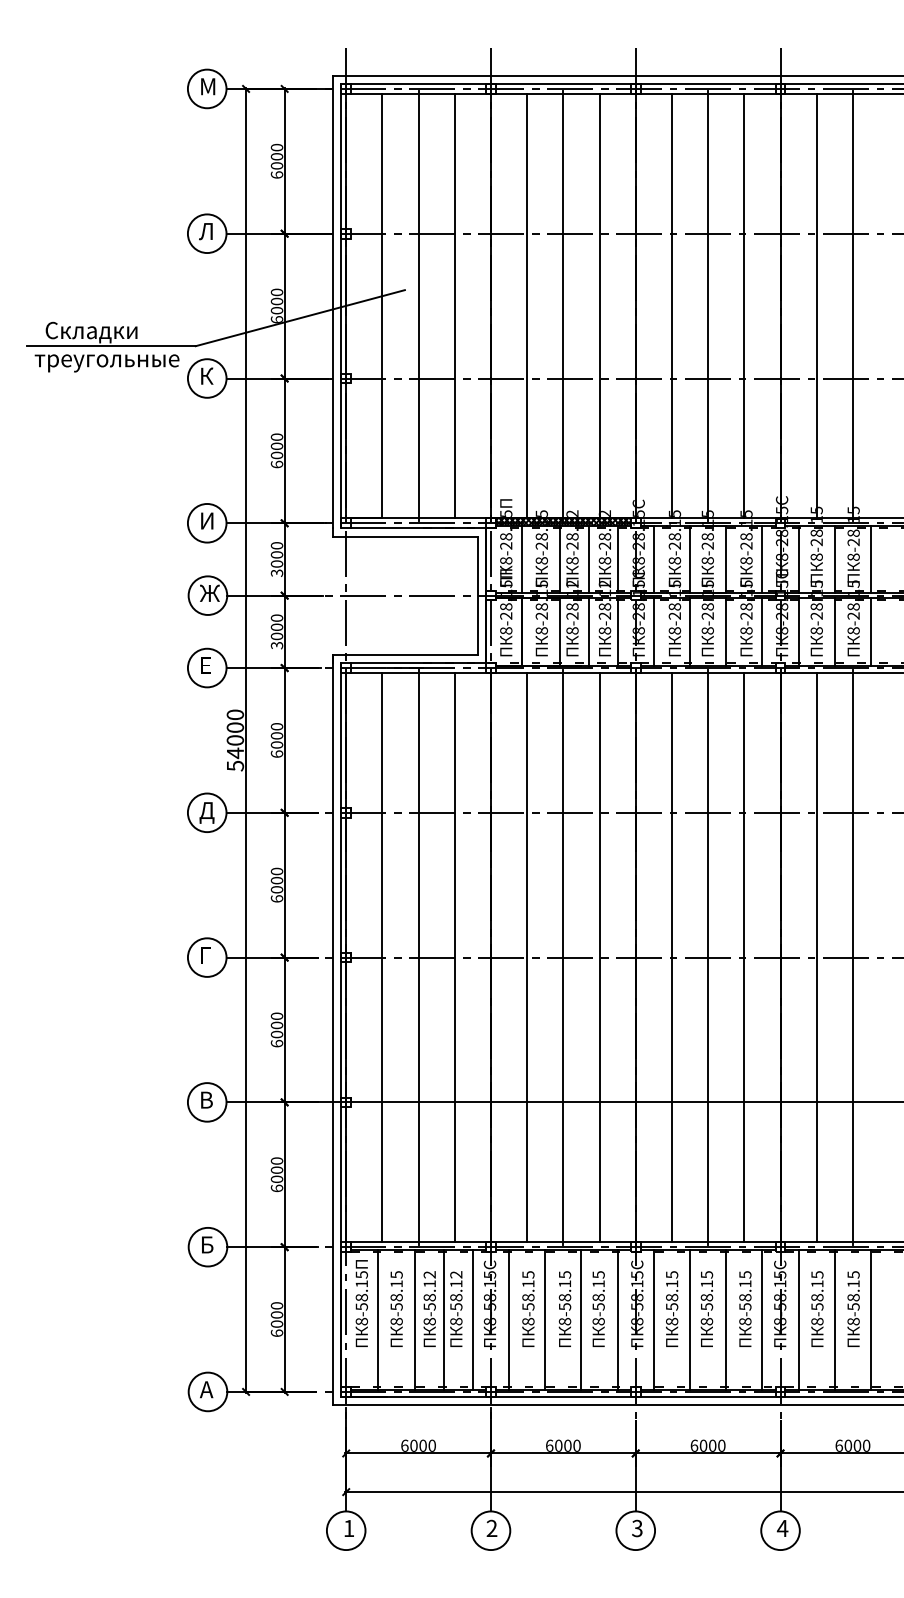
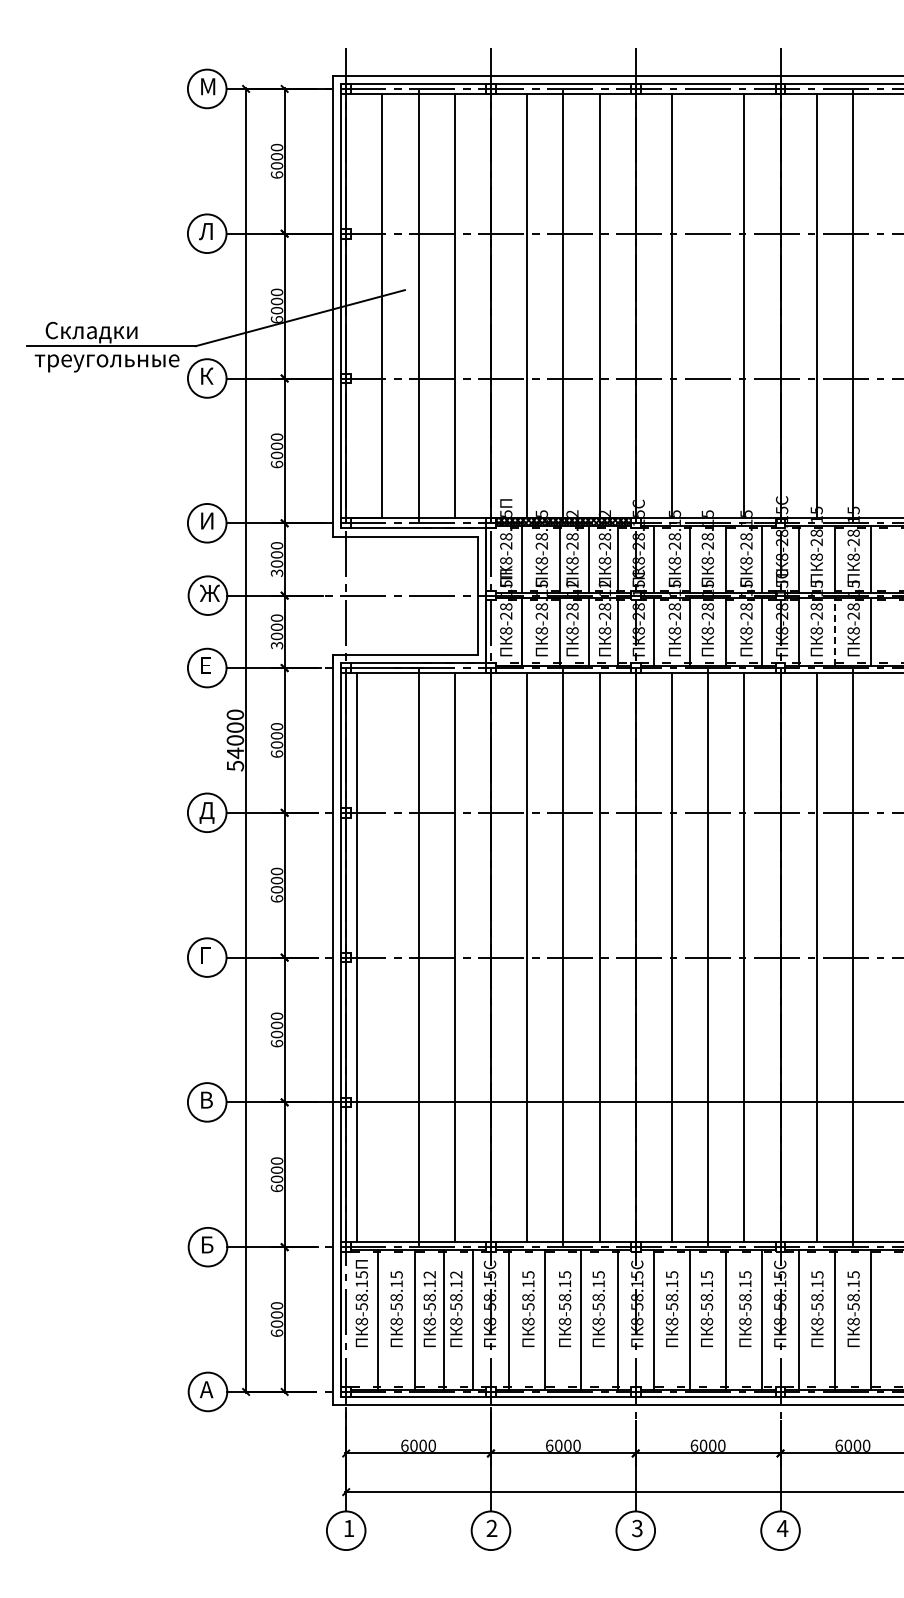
line: present -> none (708, 305)
line: solid -> dashed (834, 631)
line position: (382, 957) -> (357, 957) (357, 957)
